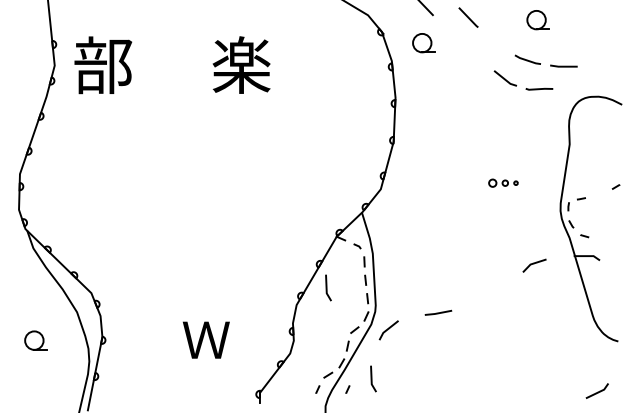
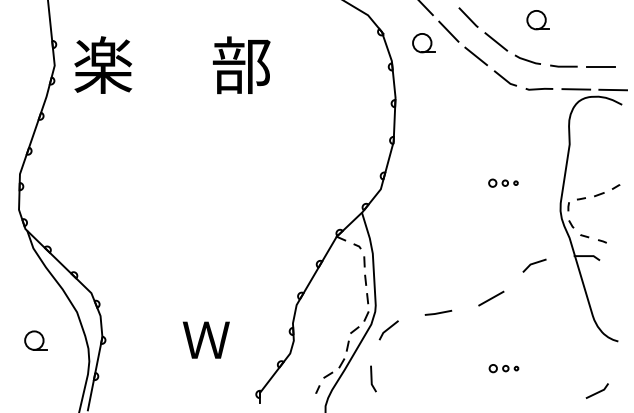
line: none -> present (448, 31)
line: none -> present (496, 41)
line: none -> present (476, 56)
text: 部 -> 楽 (103, 65)
text: 楽 -> 部 (241, 65)
line: none -> present (600, 66)
line: none -> present (576, 89)
line: none -> present (613, 89)
line: none -> present (599, 194)
line: none -> present (602, 241)
line: present -> none (327, 287)
line: none -> present (491, 298)
part: none -> present (503, 368)
line: present -> none (347, 389)
